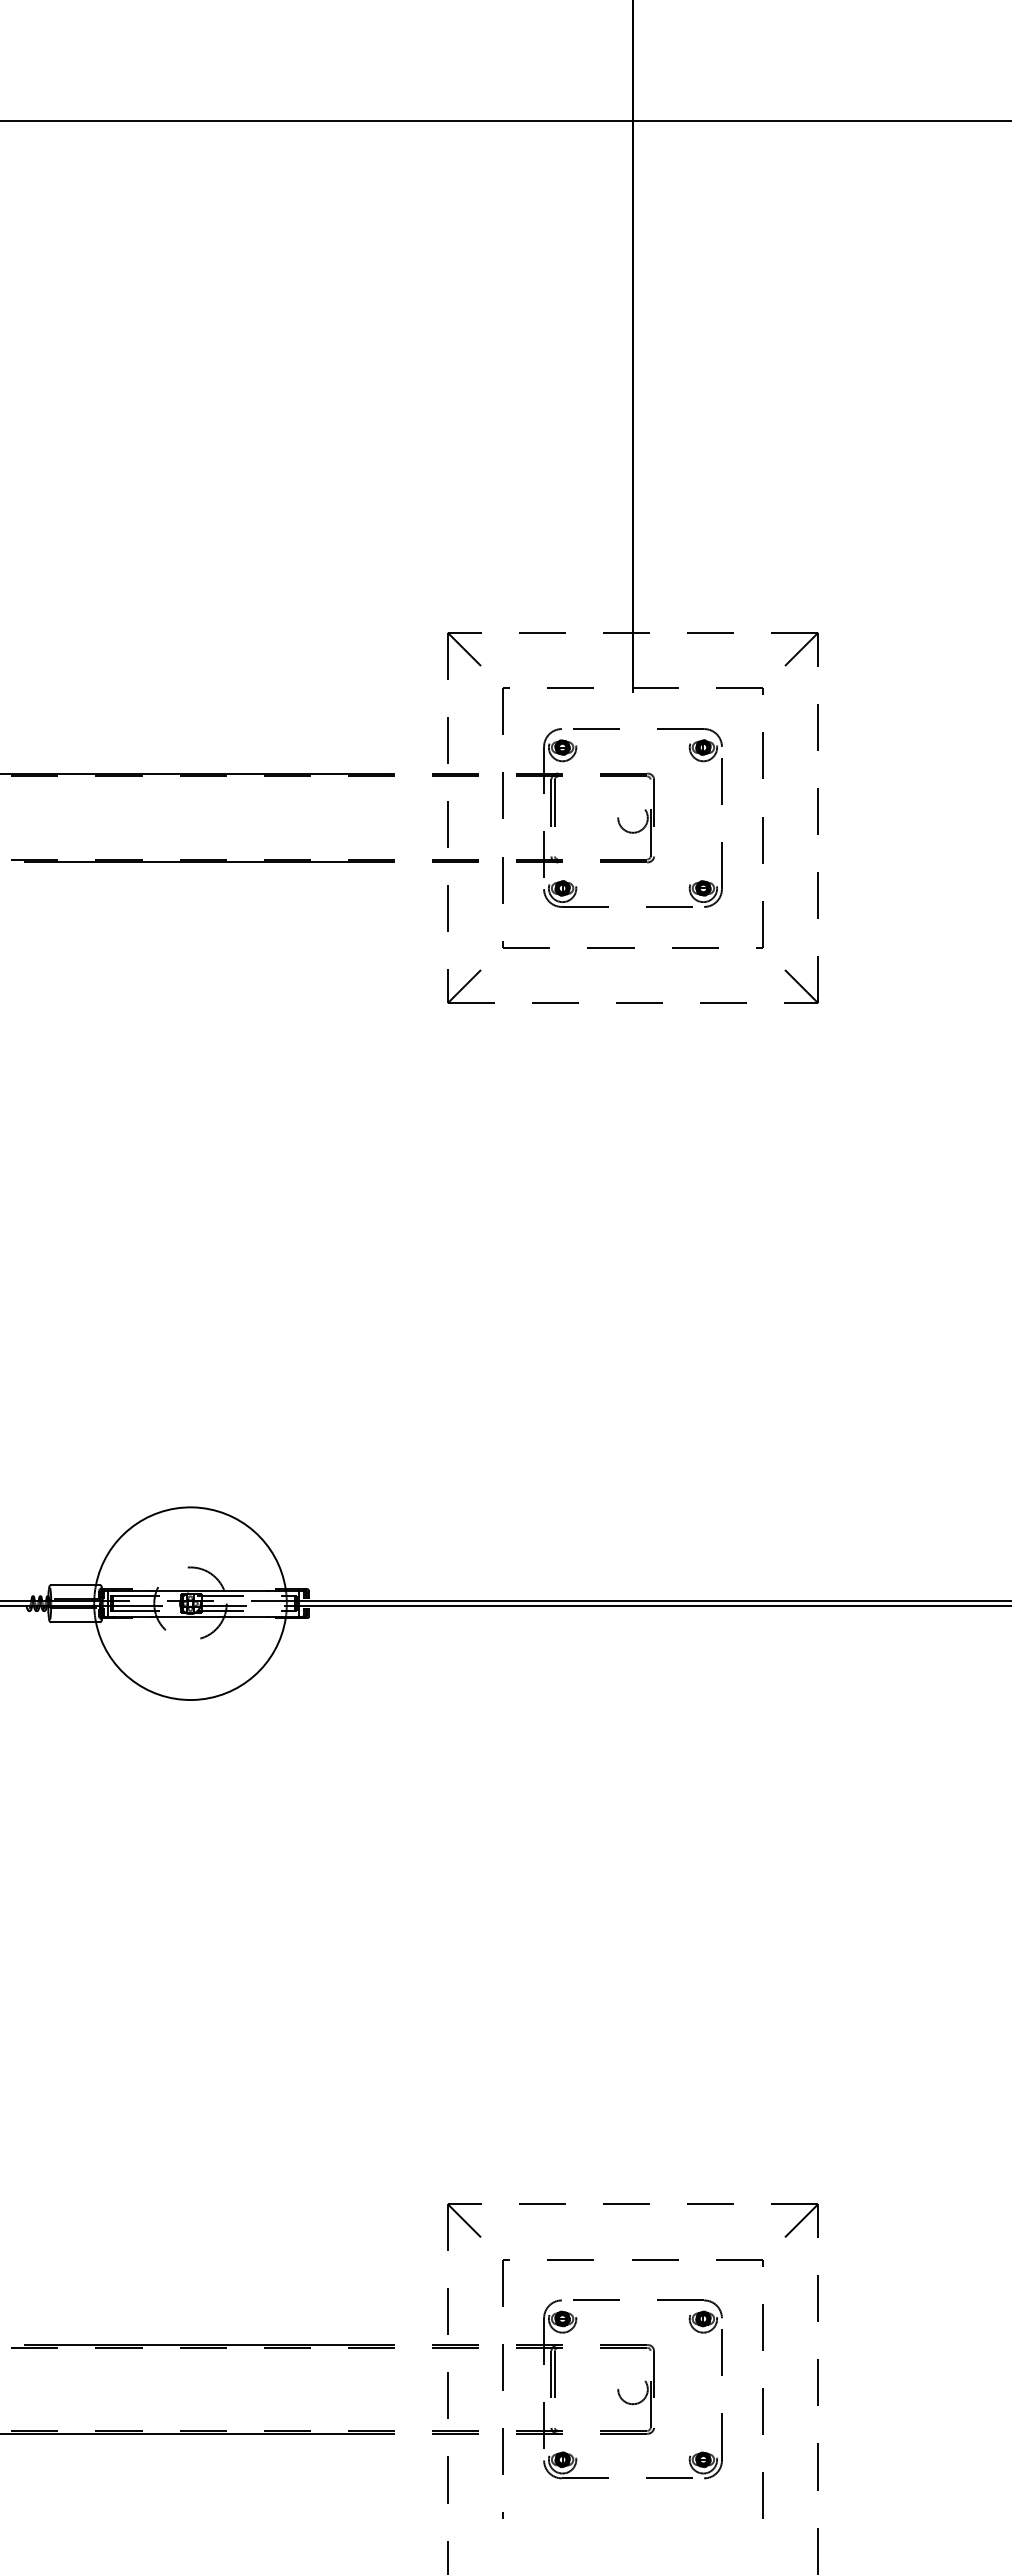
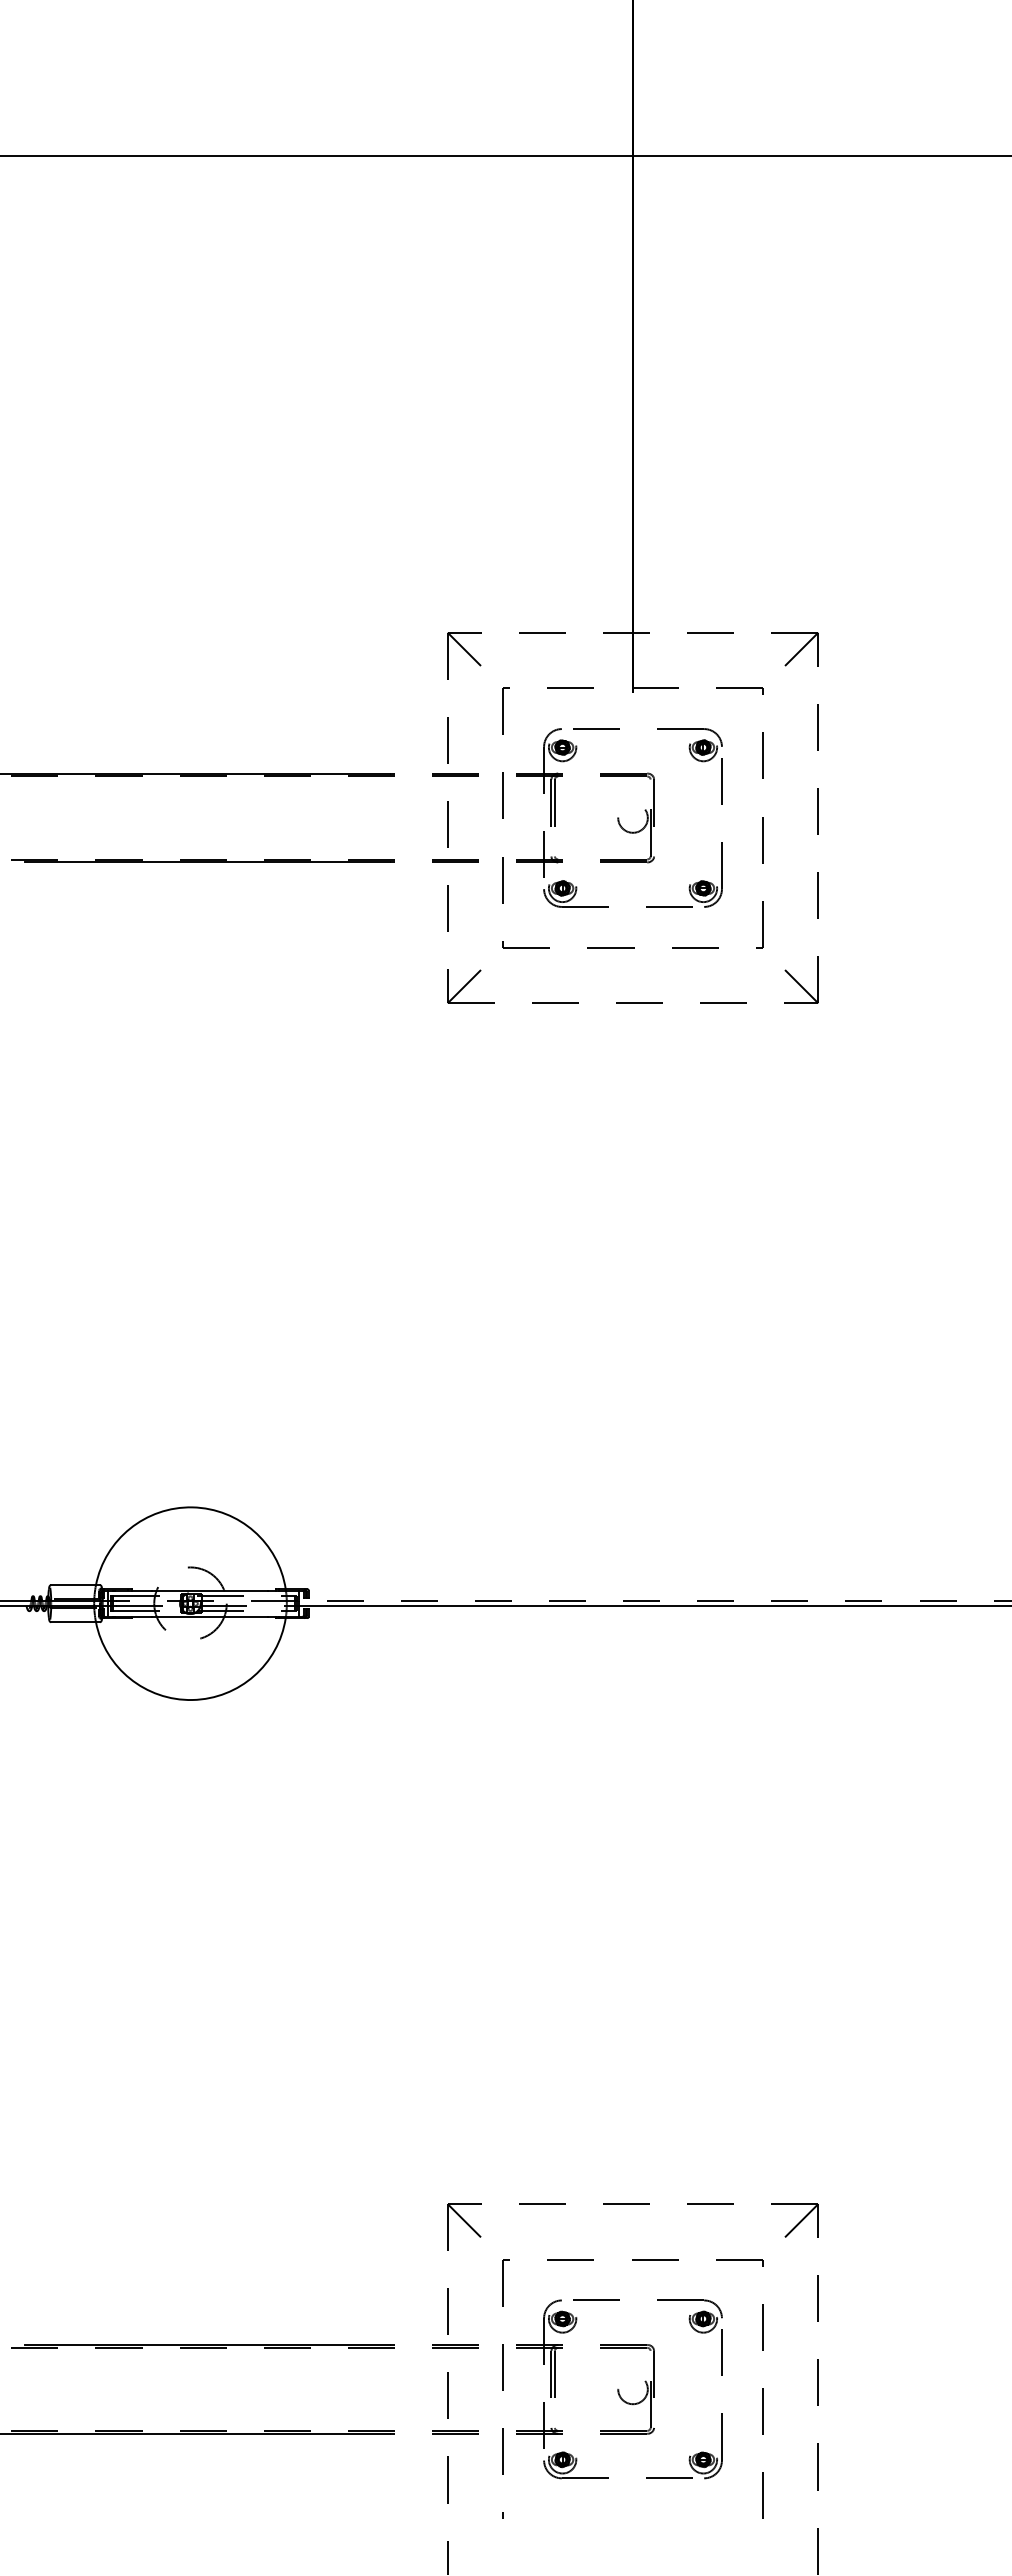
line position: (505, 121) -> (505, 156) (505, 156)
line: solid -> dashed (654, 1601)
